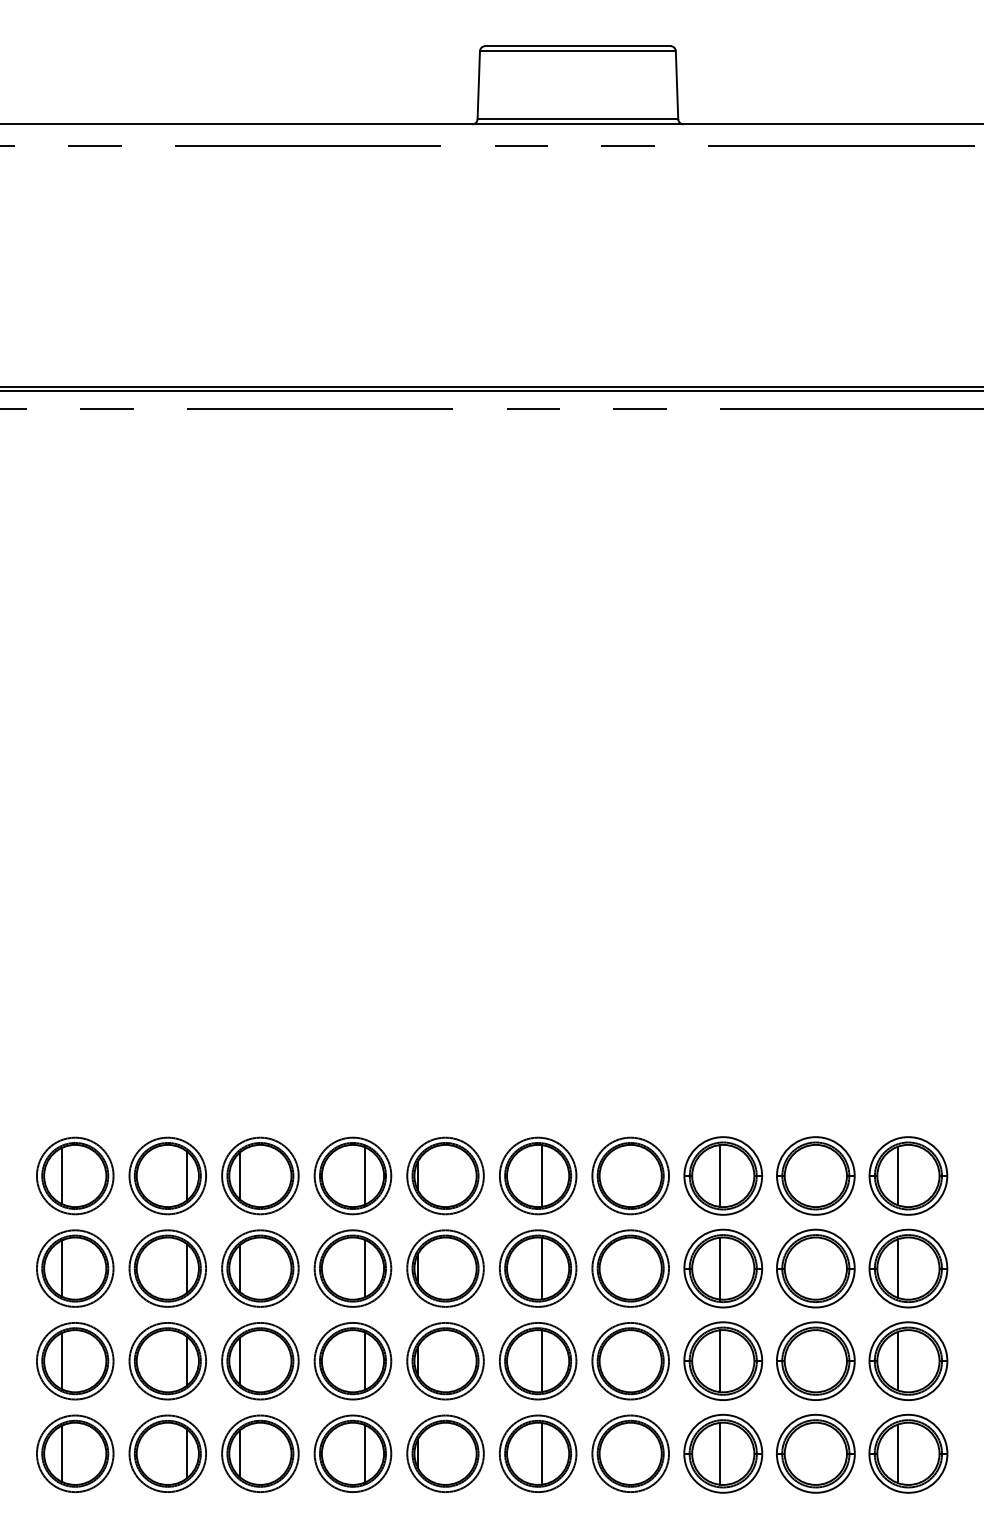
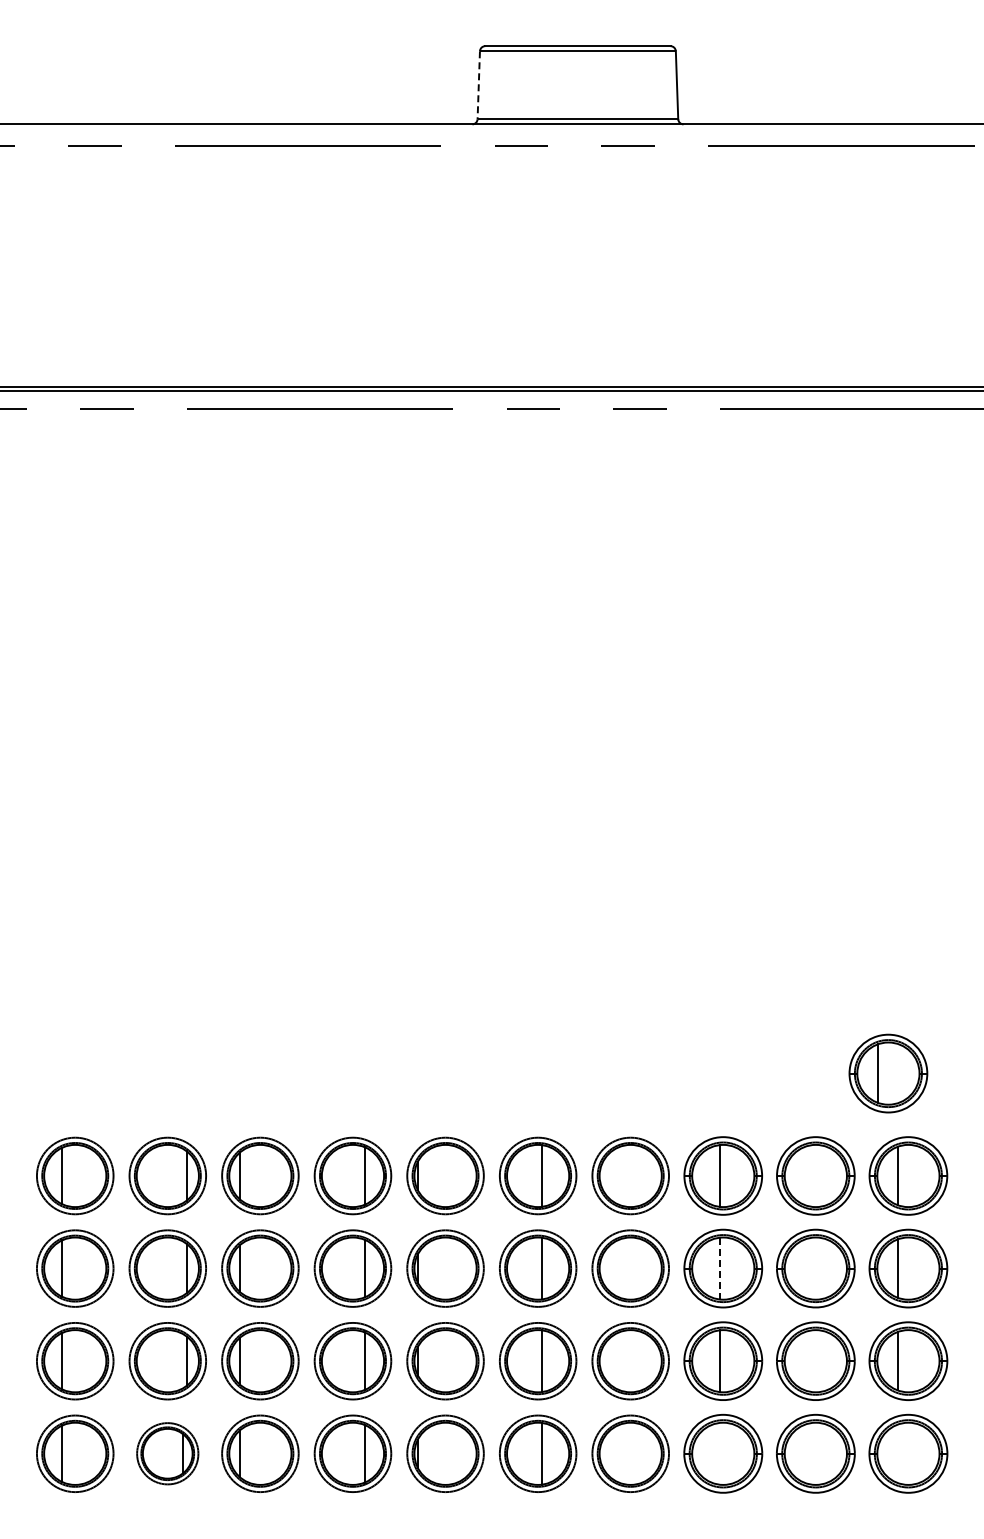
line: solid -> dashed (478, 85)
part: none -> present (888, 1073)
line: solid -> dashed (720, 1268)
part size: 79x79 px -> 64x64 px (167, 1453)
line: present -> none (720, 1453)
line: present -> none (897, 1453)
